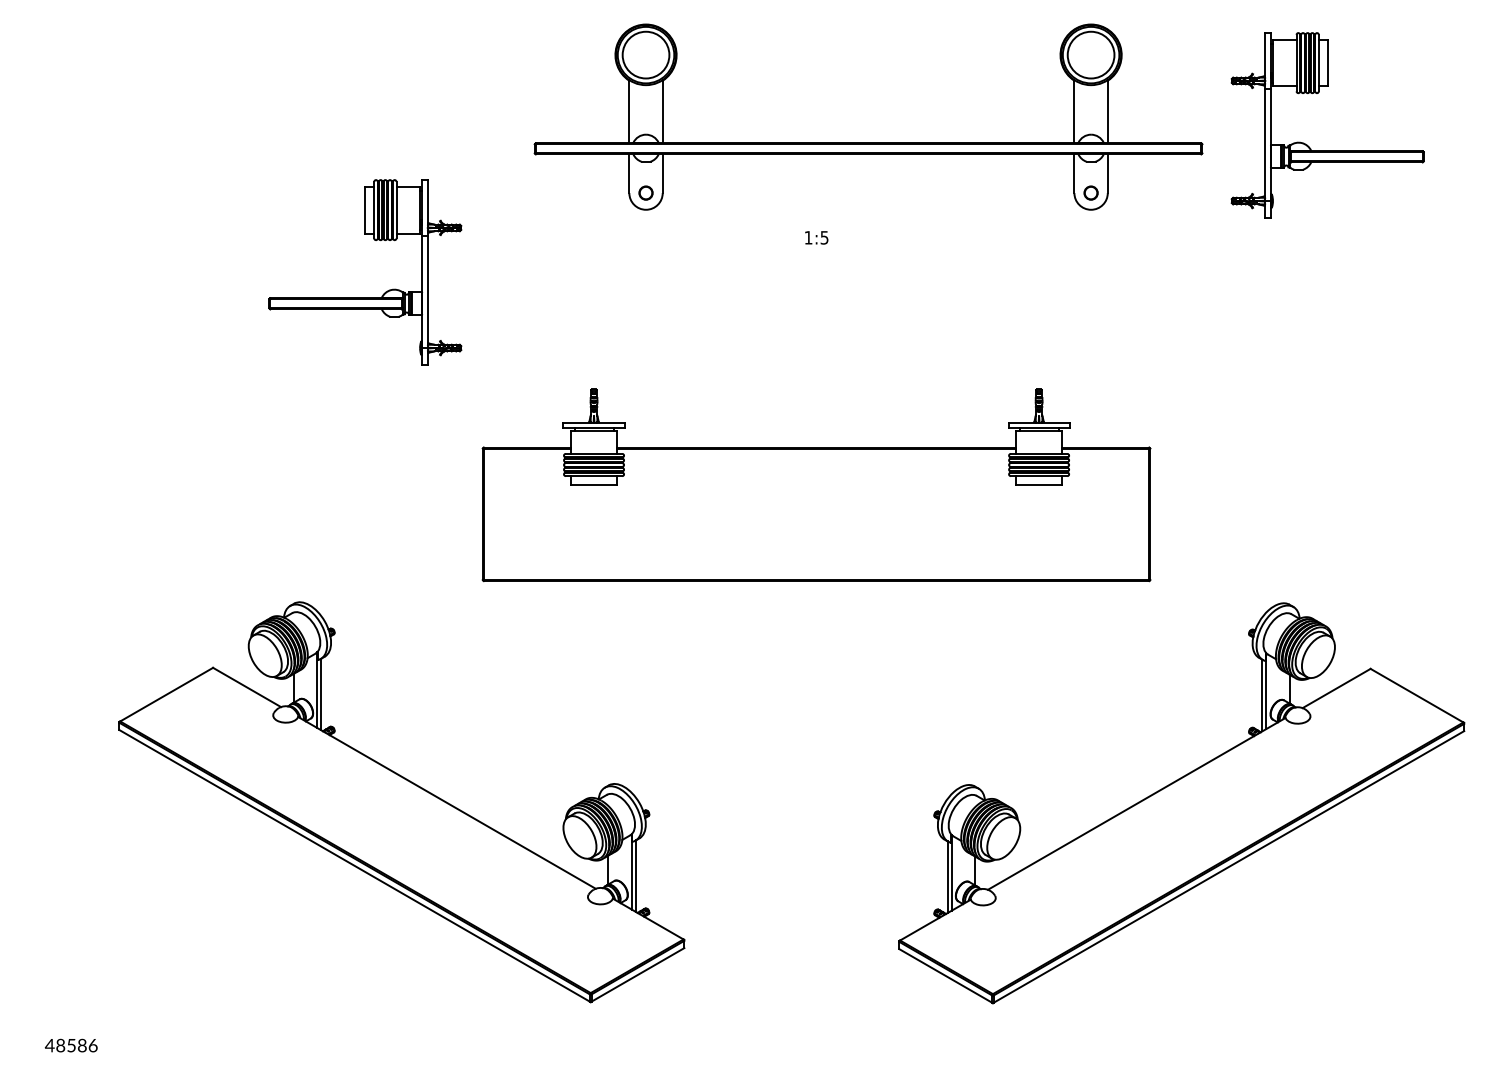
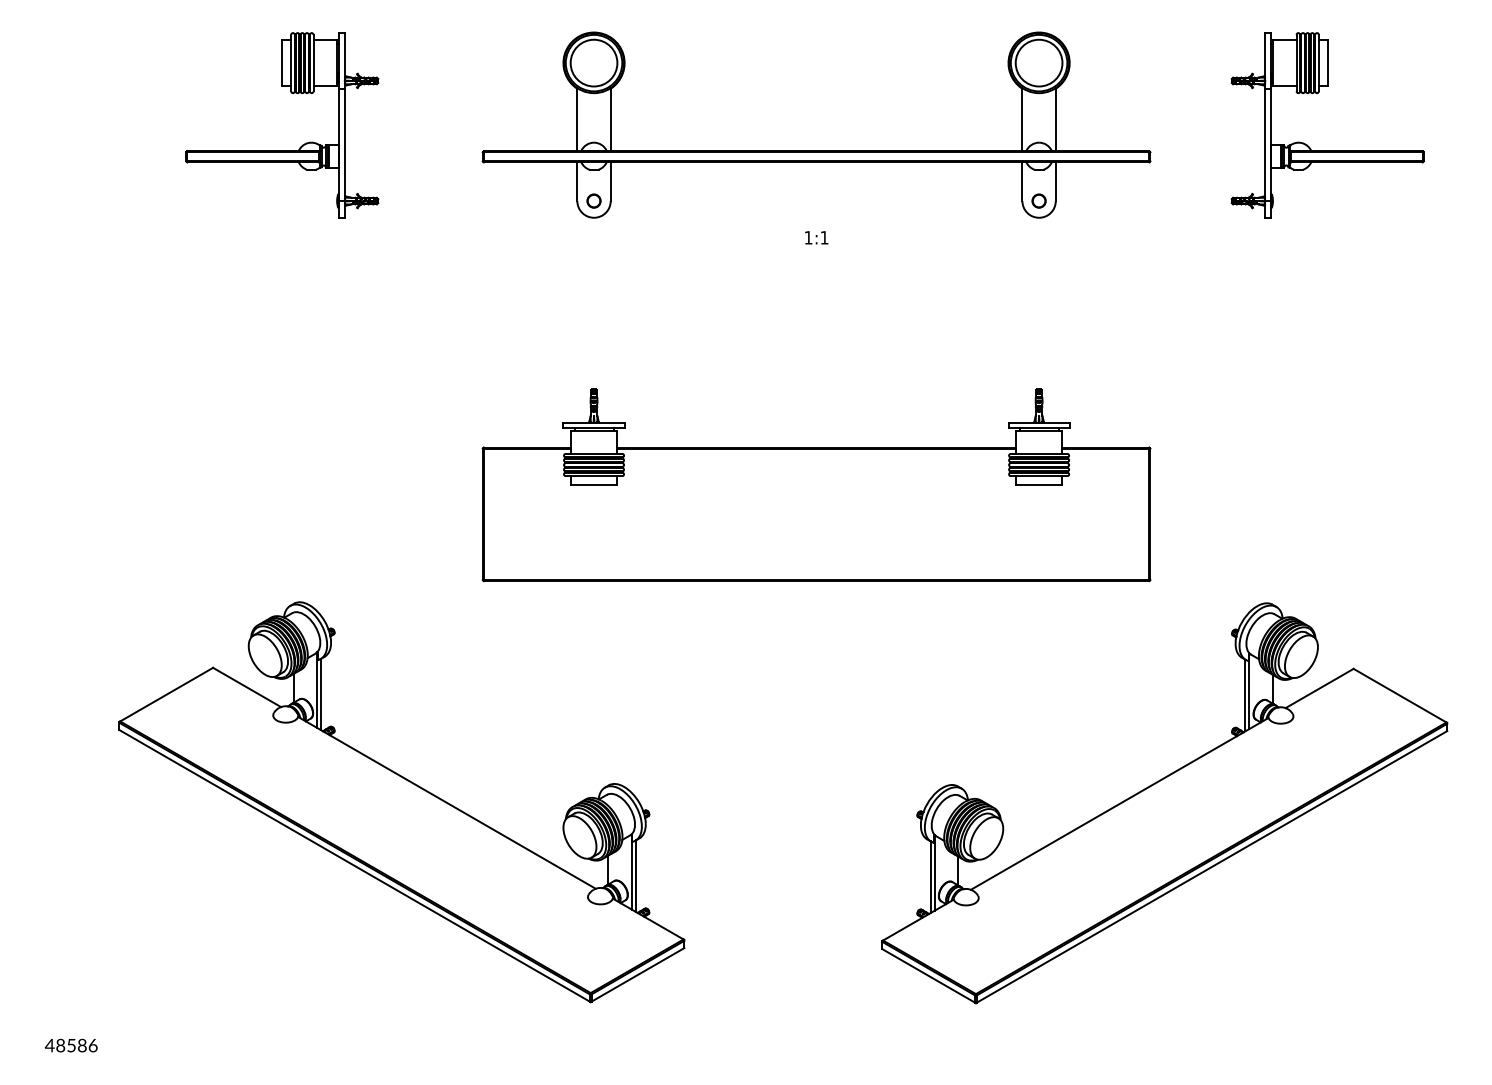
part position: (868, 142) -> (816, 150) (816, 150)
text: 1:5 -> 1:1 (824, 237)
part position: (365, 297) -> (282, 150) (282, 150)
part position: (1181, 803) -> (1164, 803) (1164, 803)
